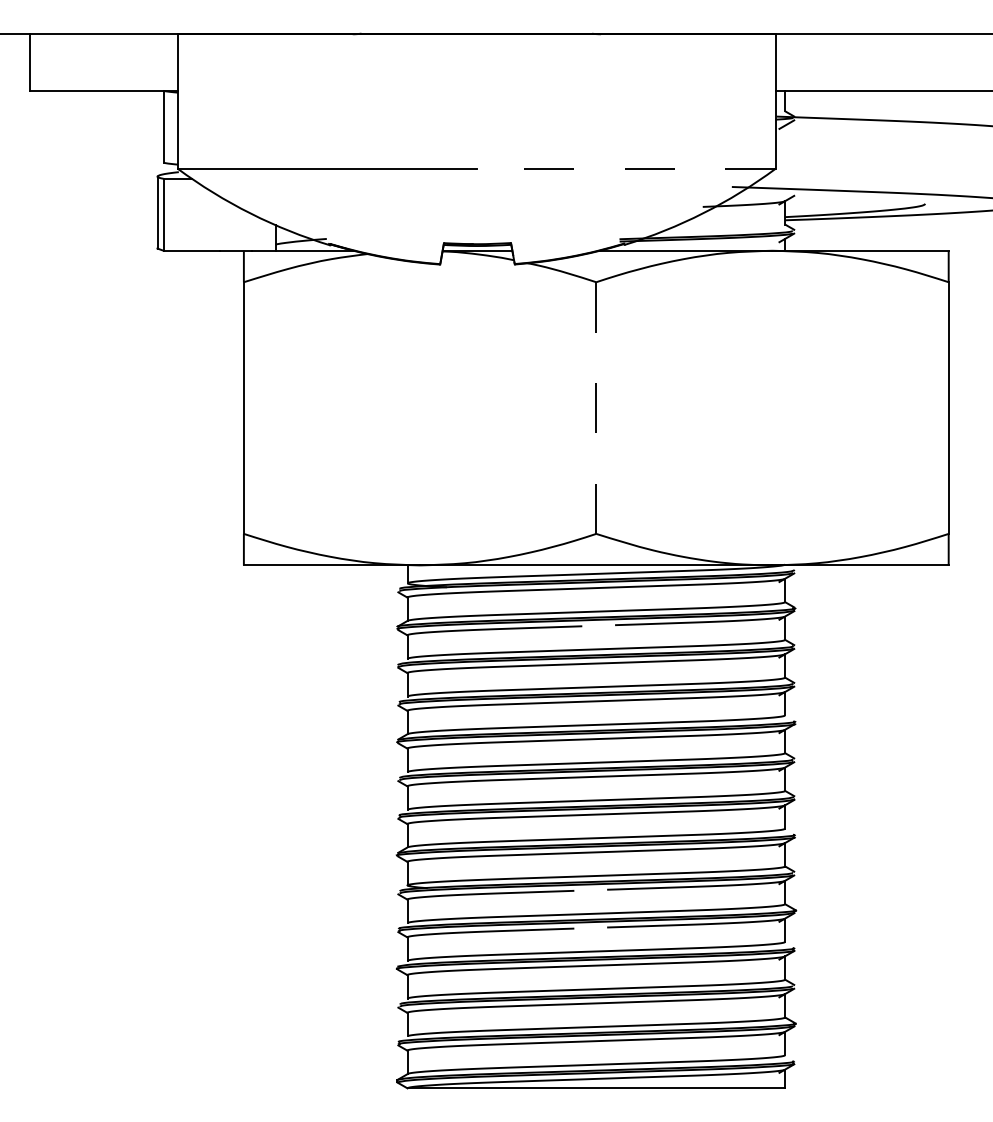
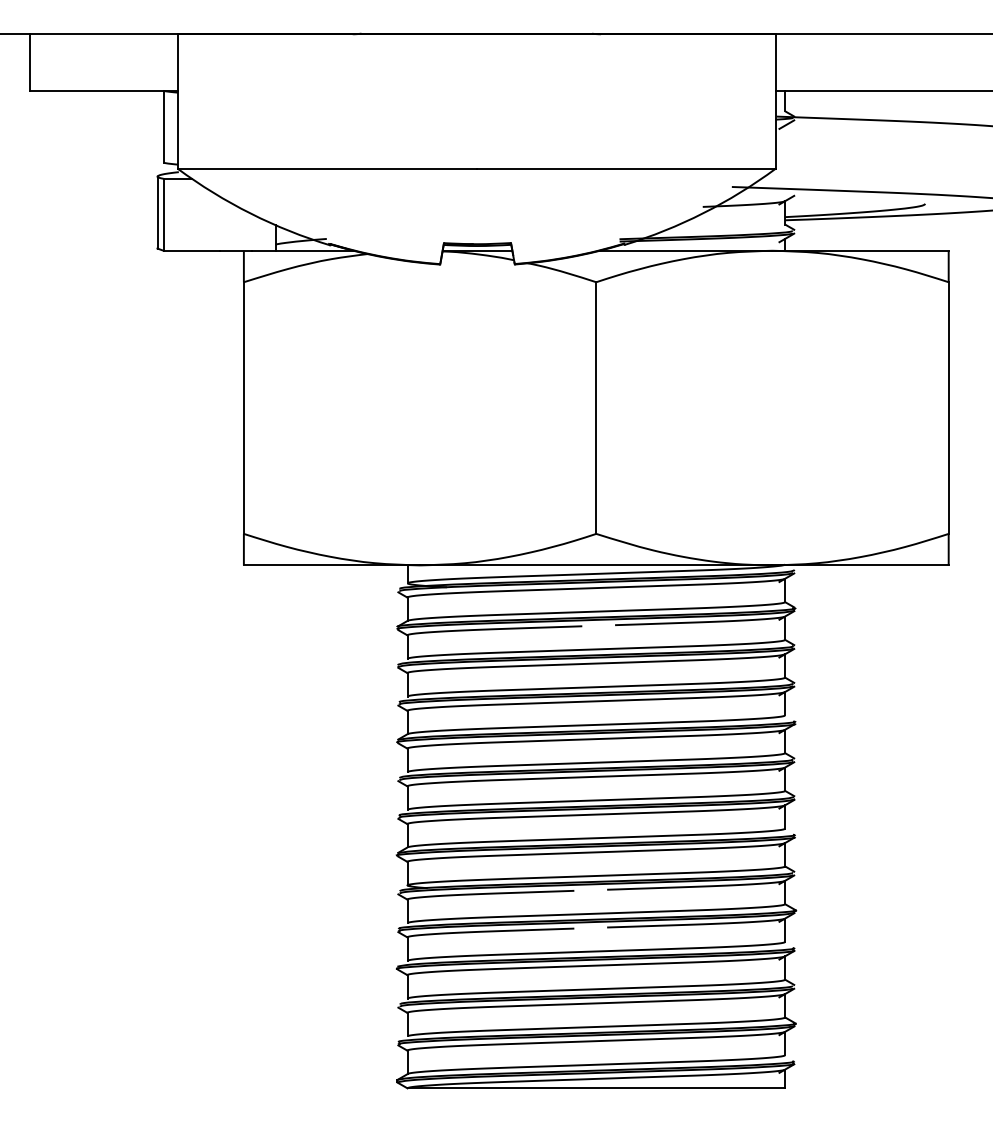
line: dashed -> solid (625, 168)
line: dashed -> solid (596, 408)
